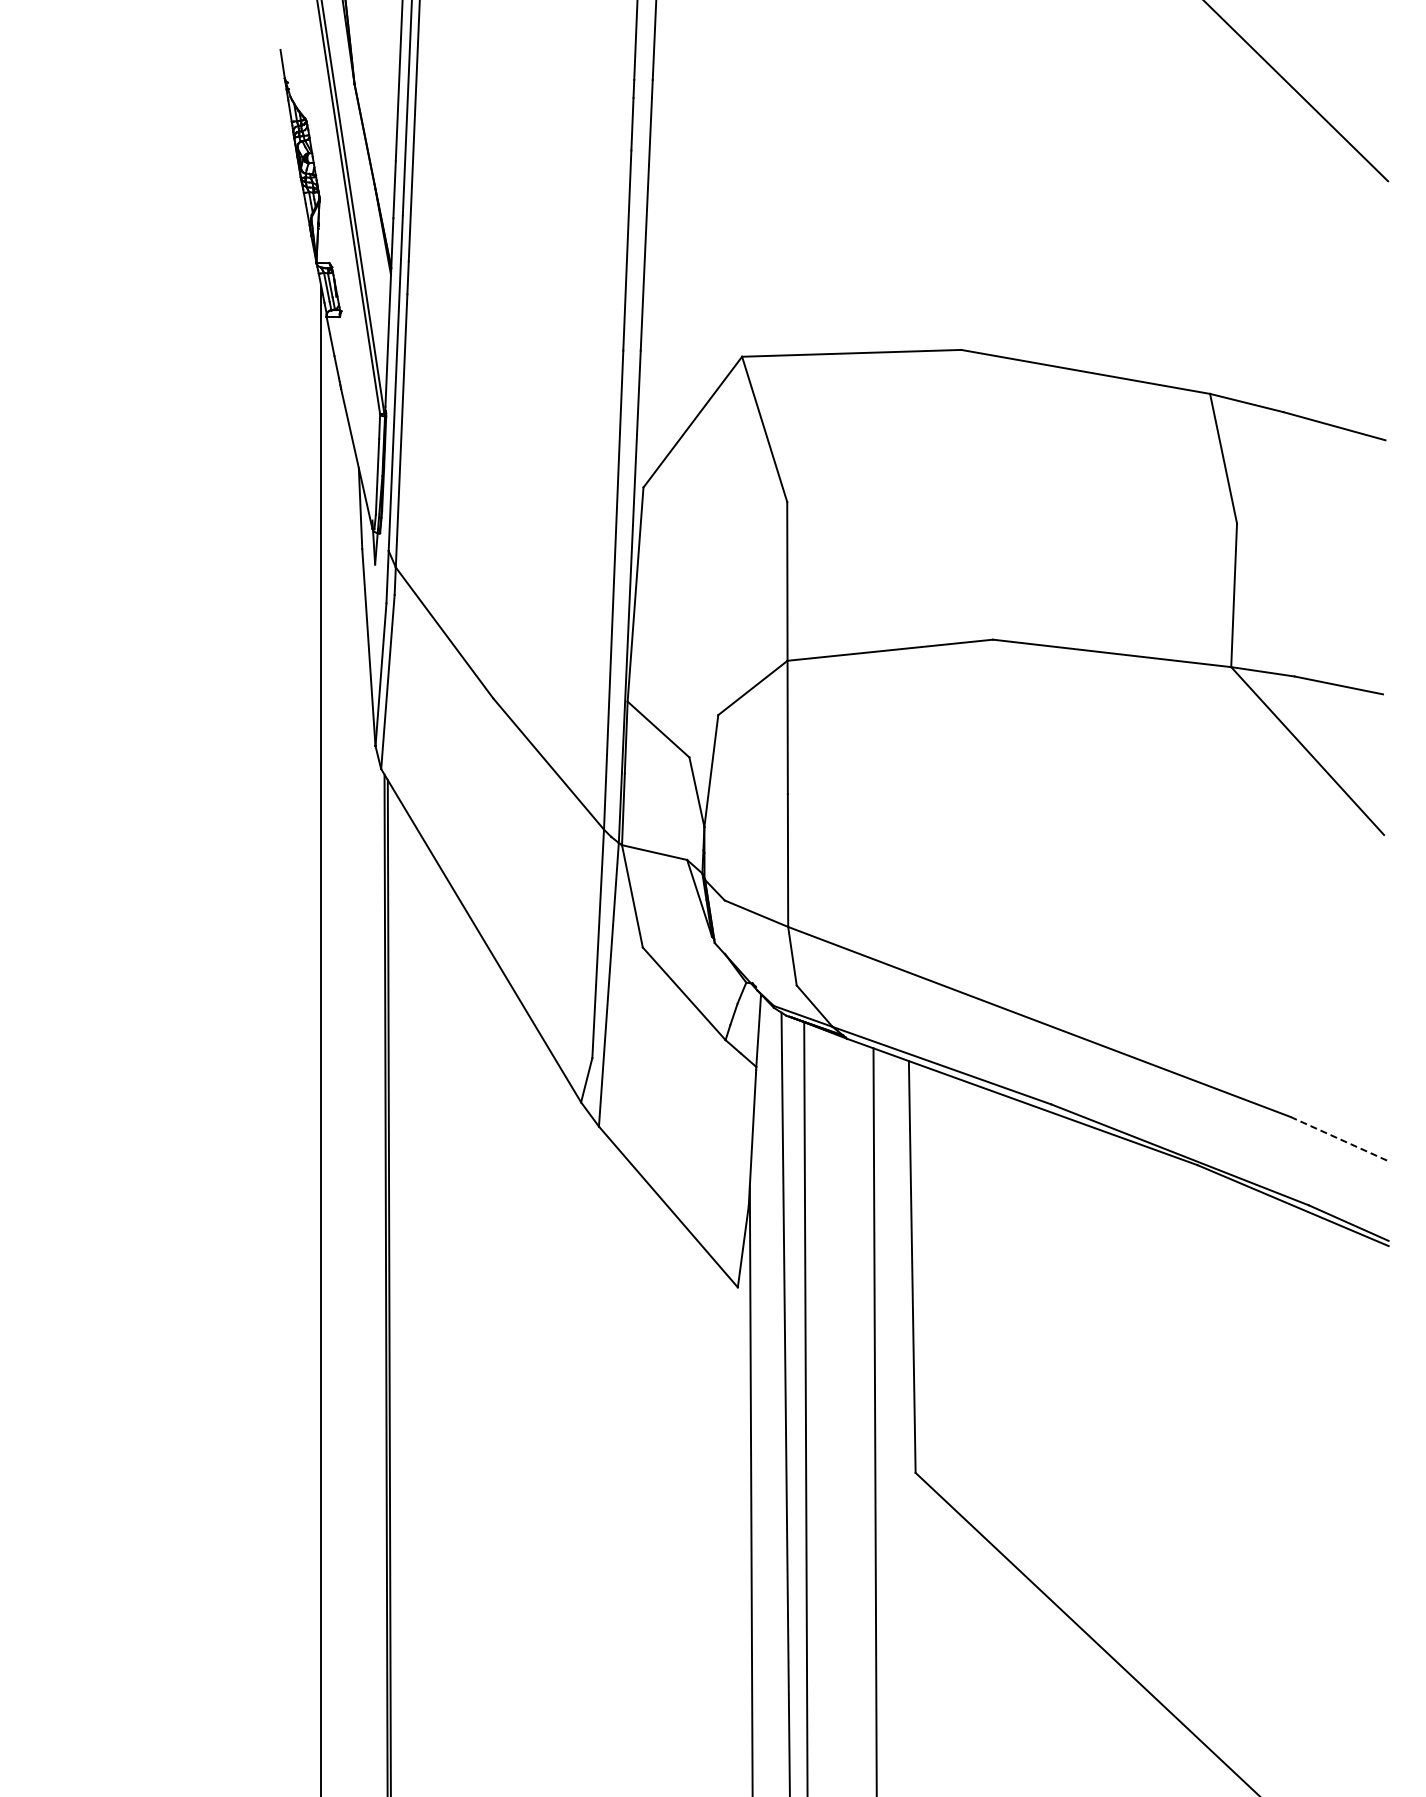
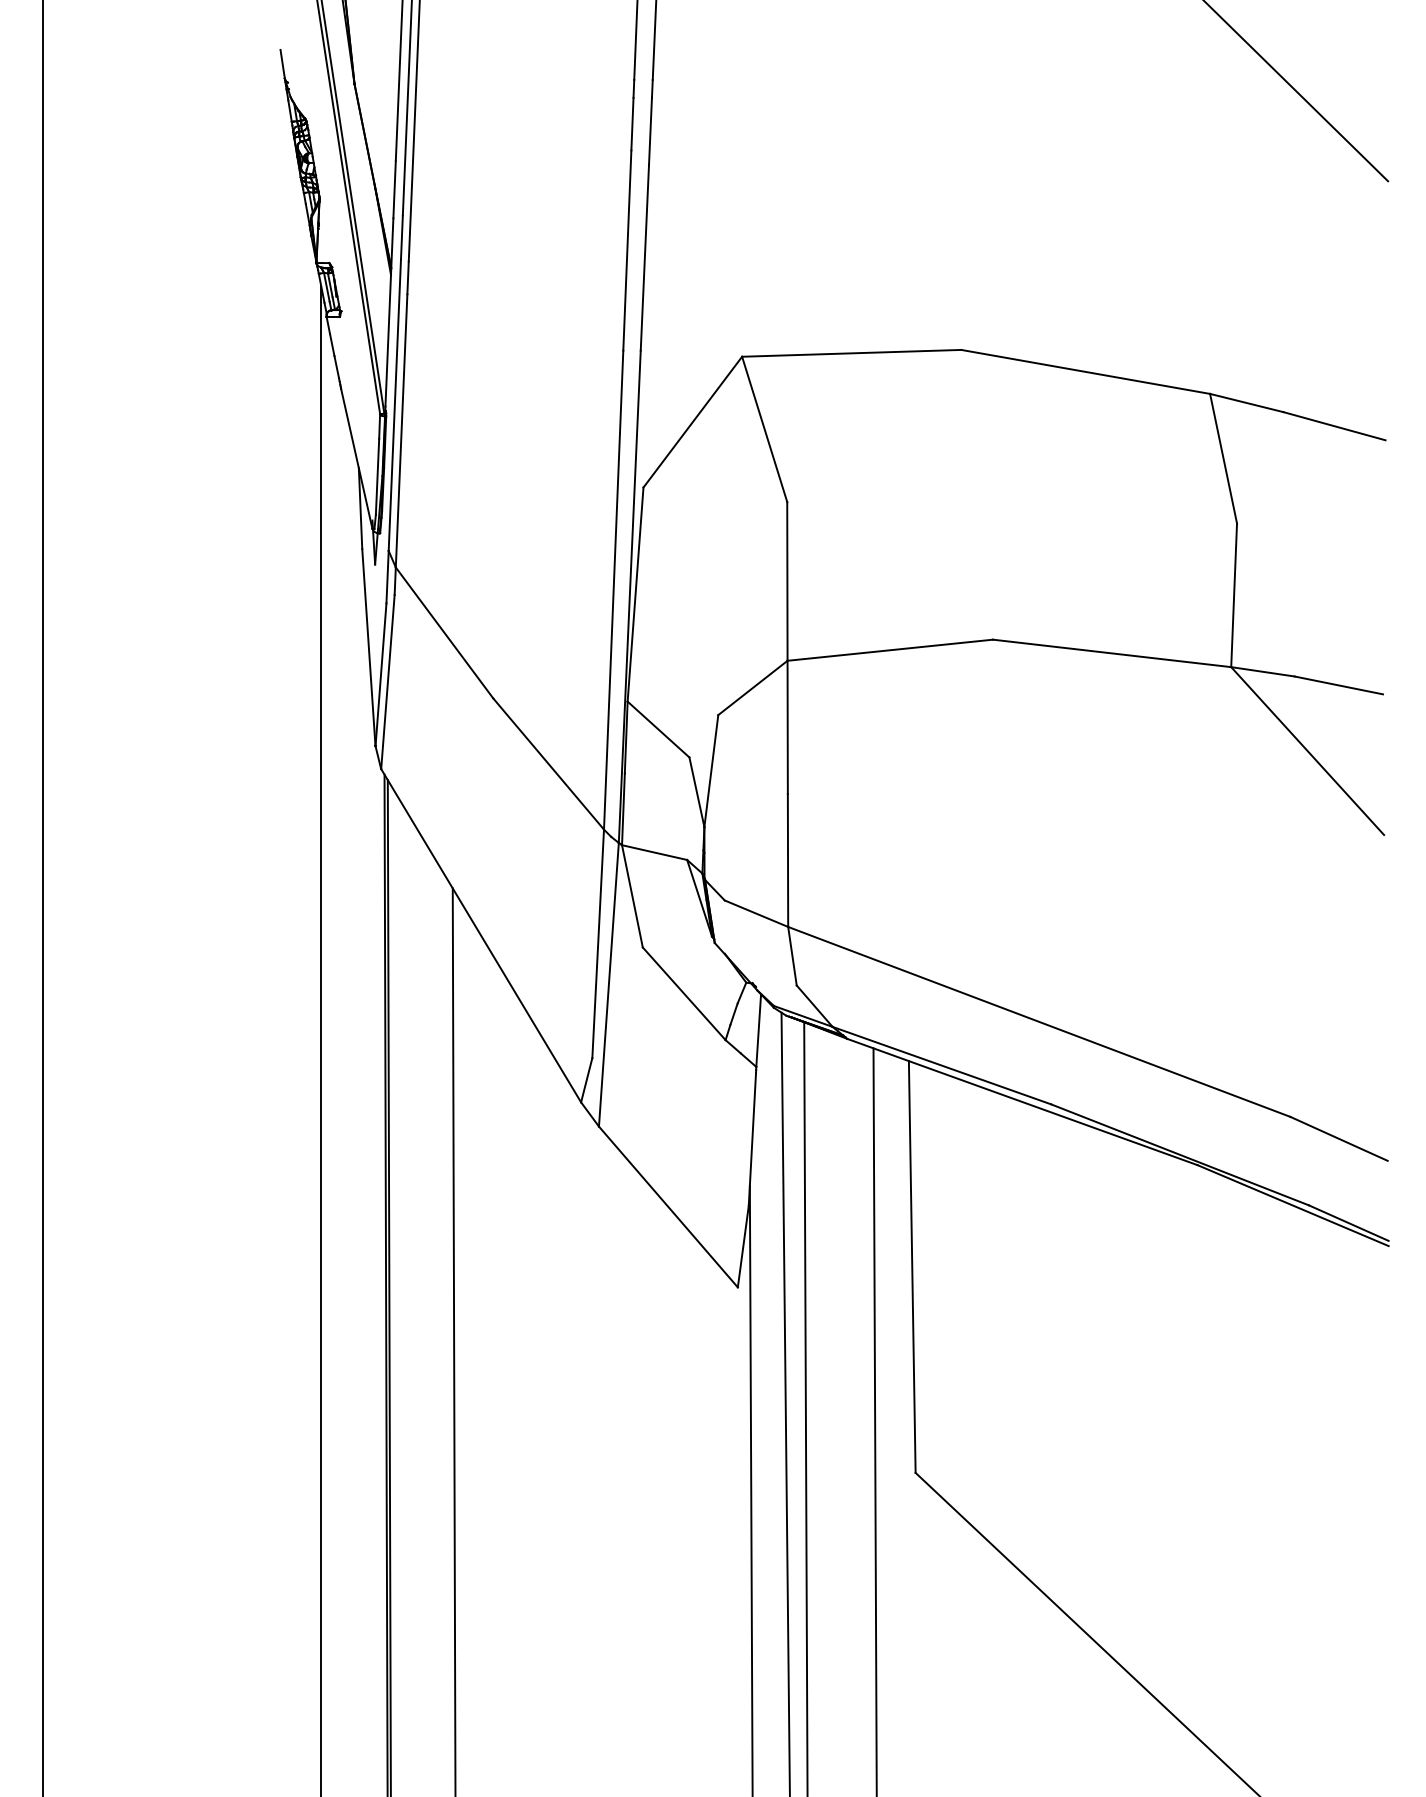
line: none -> present (42, 897)
line: dashed -> solid (1339, 1139)
line: none -> present (453, 1340)
